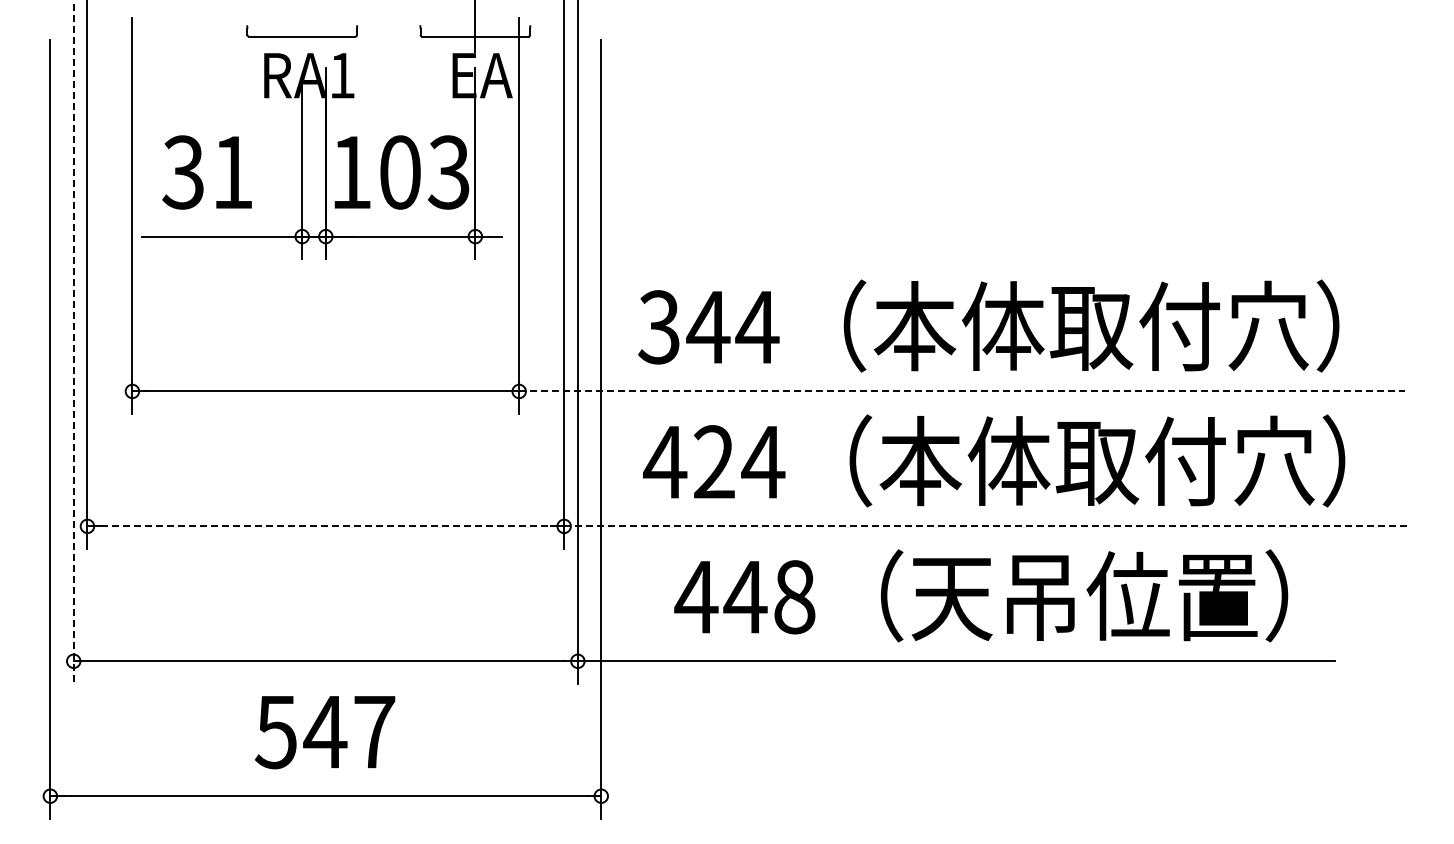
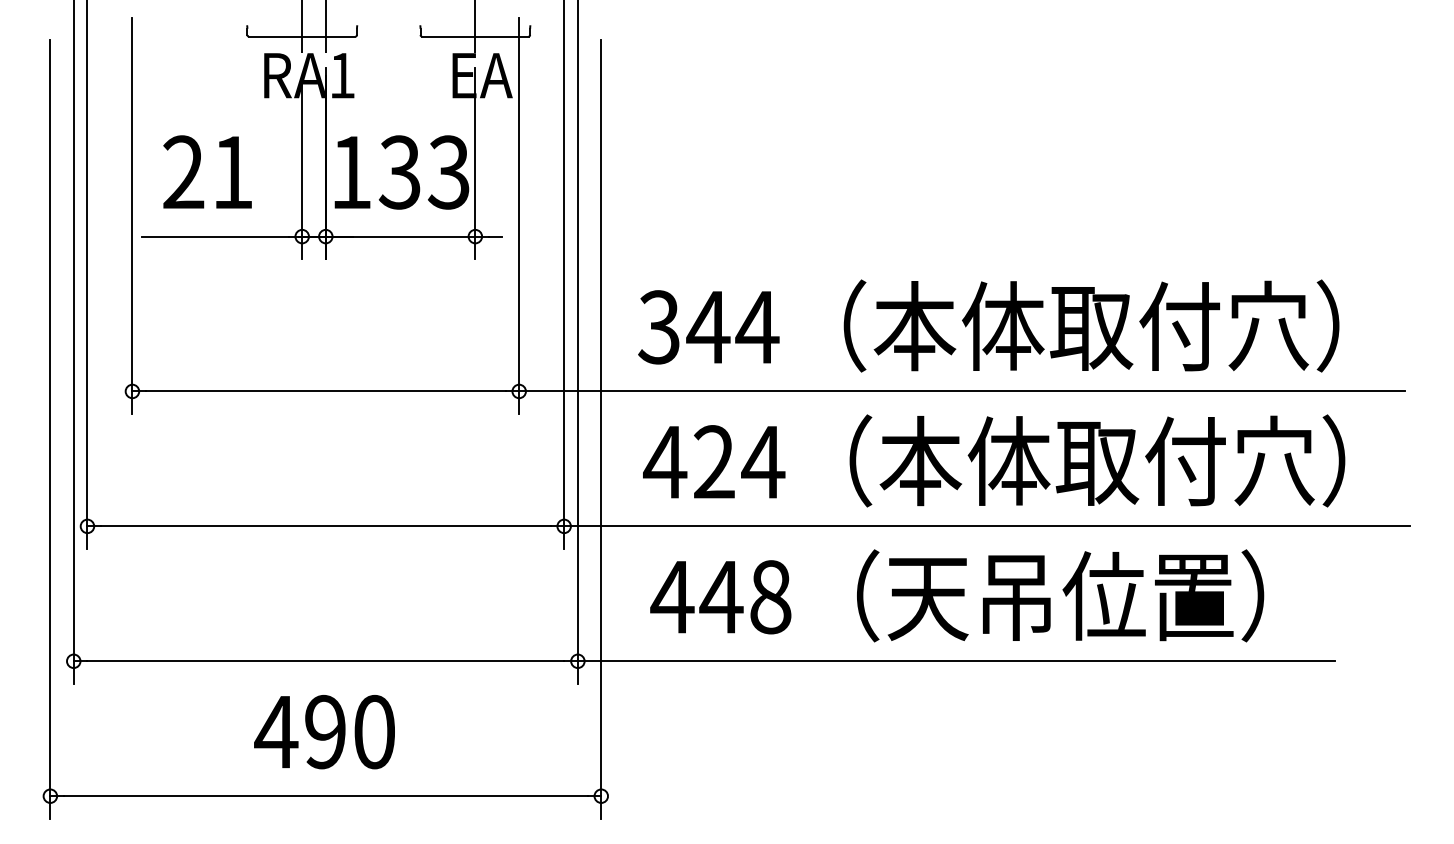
line: none -> present (302, 27)
line: none -> present (325, 27)
text: 31 -> 21 (183, 172)
text: 103 -> 133 (399, 172)
line: dashed -> solid (73, 342)
line: dashed -> solid (961, 391)
line: dashed -> solid (325, 526)
line: dashed -> solid (987, 526)
text position: (981, 595) -> (957, 595) (957, 595)
text: 547 -> 490 (324, 731)
